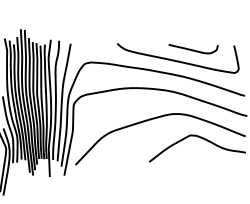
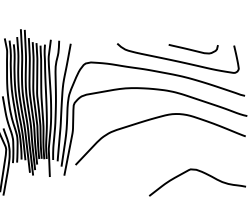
curve position: (202, 139) -> (202, 173) (202, 173)
